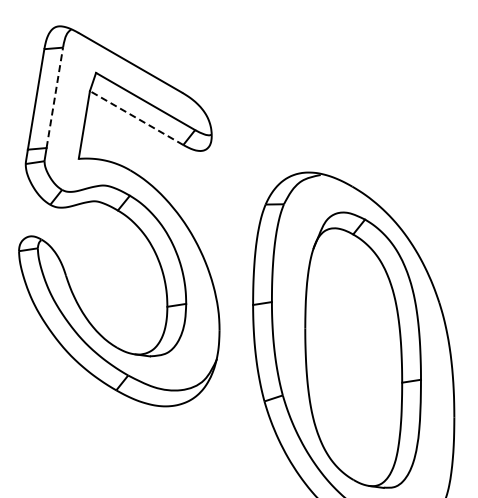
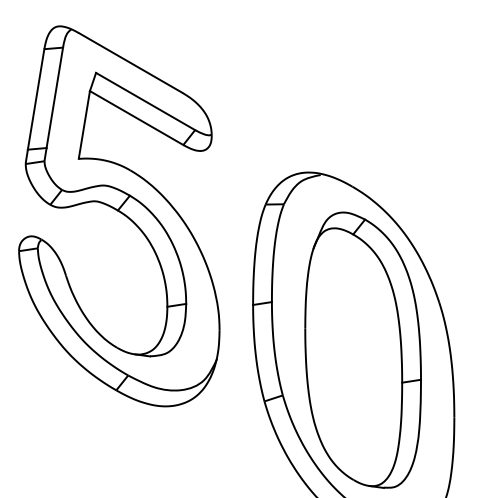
line: dashed -> solid (54, 97)
line: dashed -> solid (136, 118)
